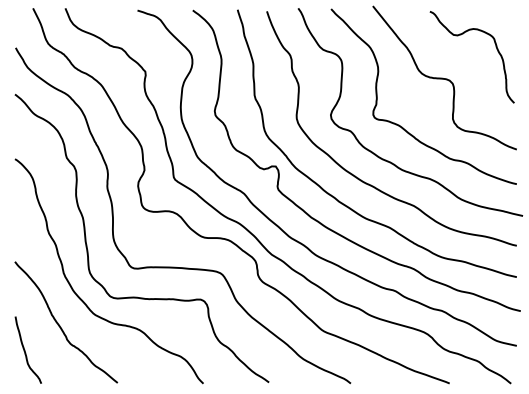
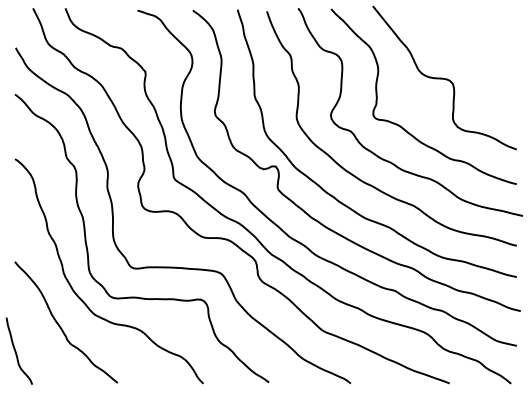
curve: present -> none (461, 35)
curve position: (25, 349) -> (16, 350) (16, 350)
